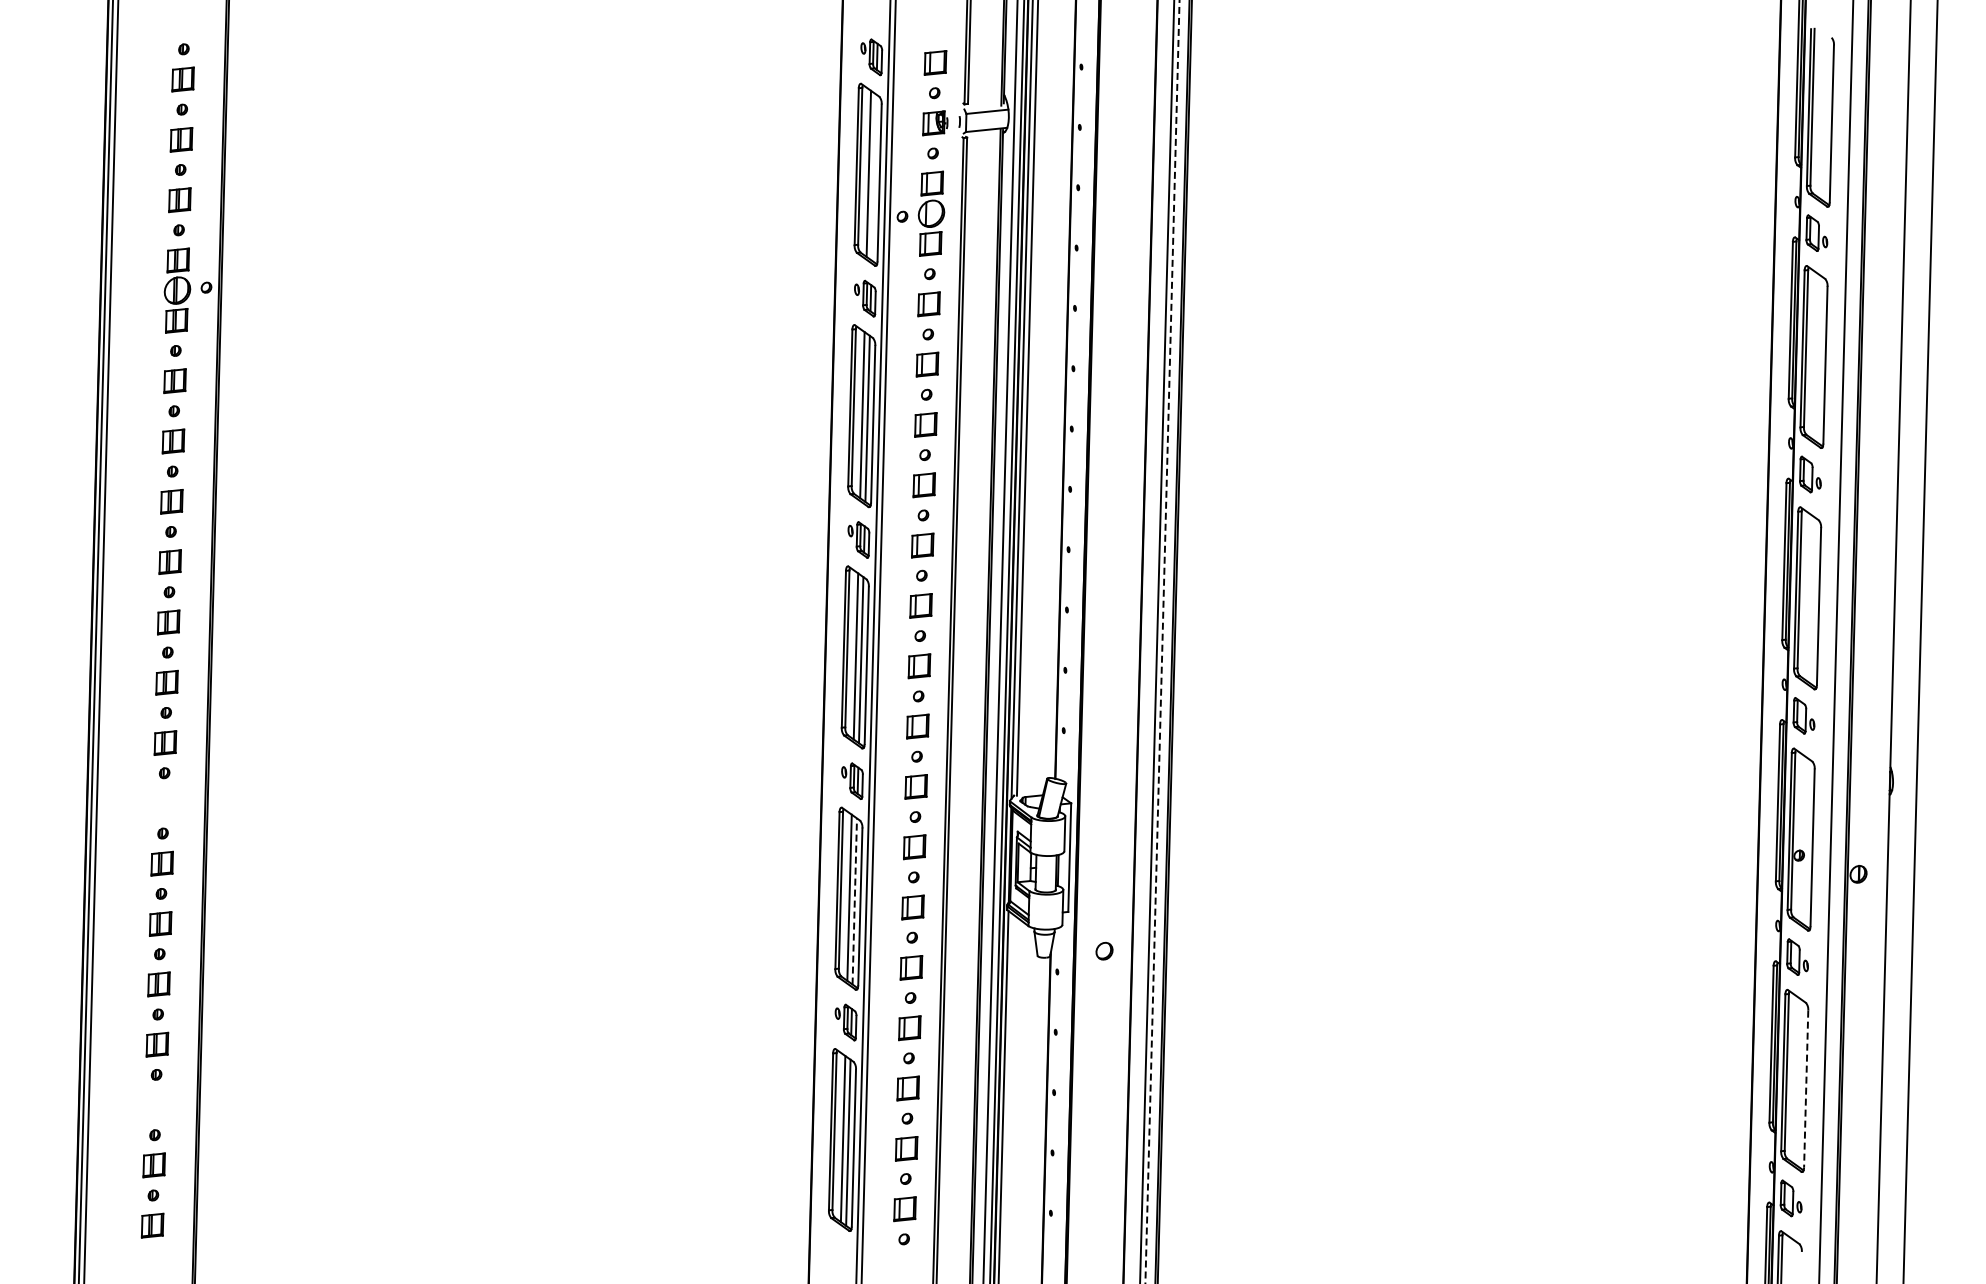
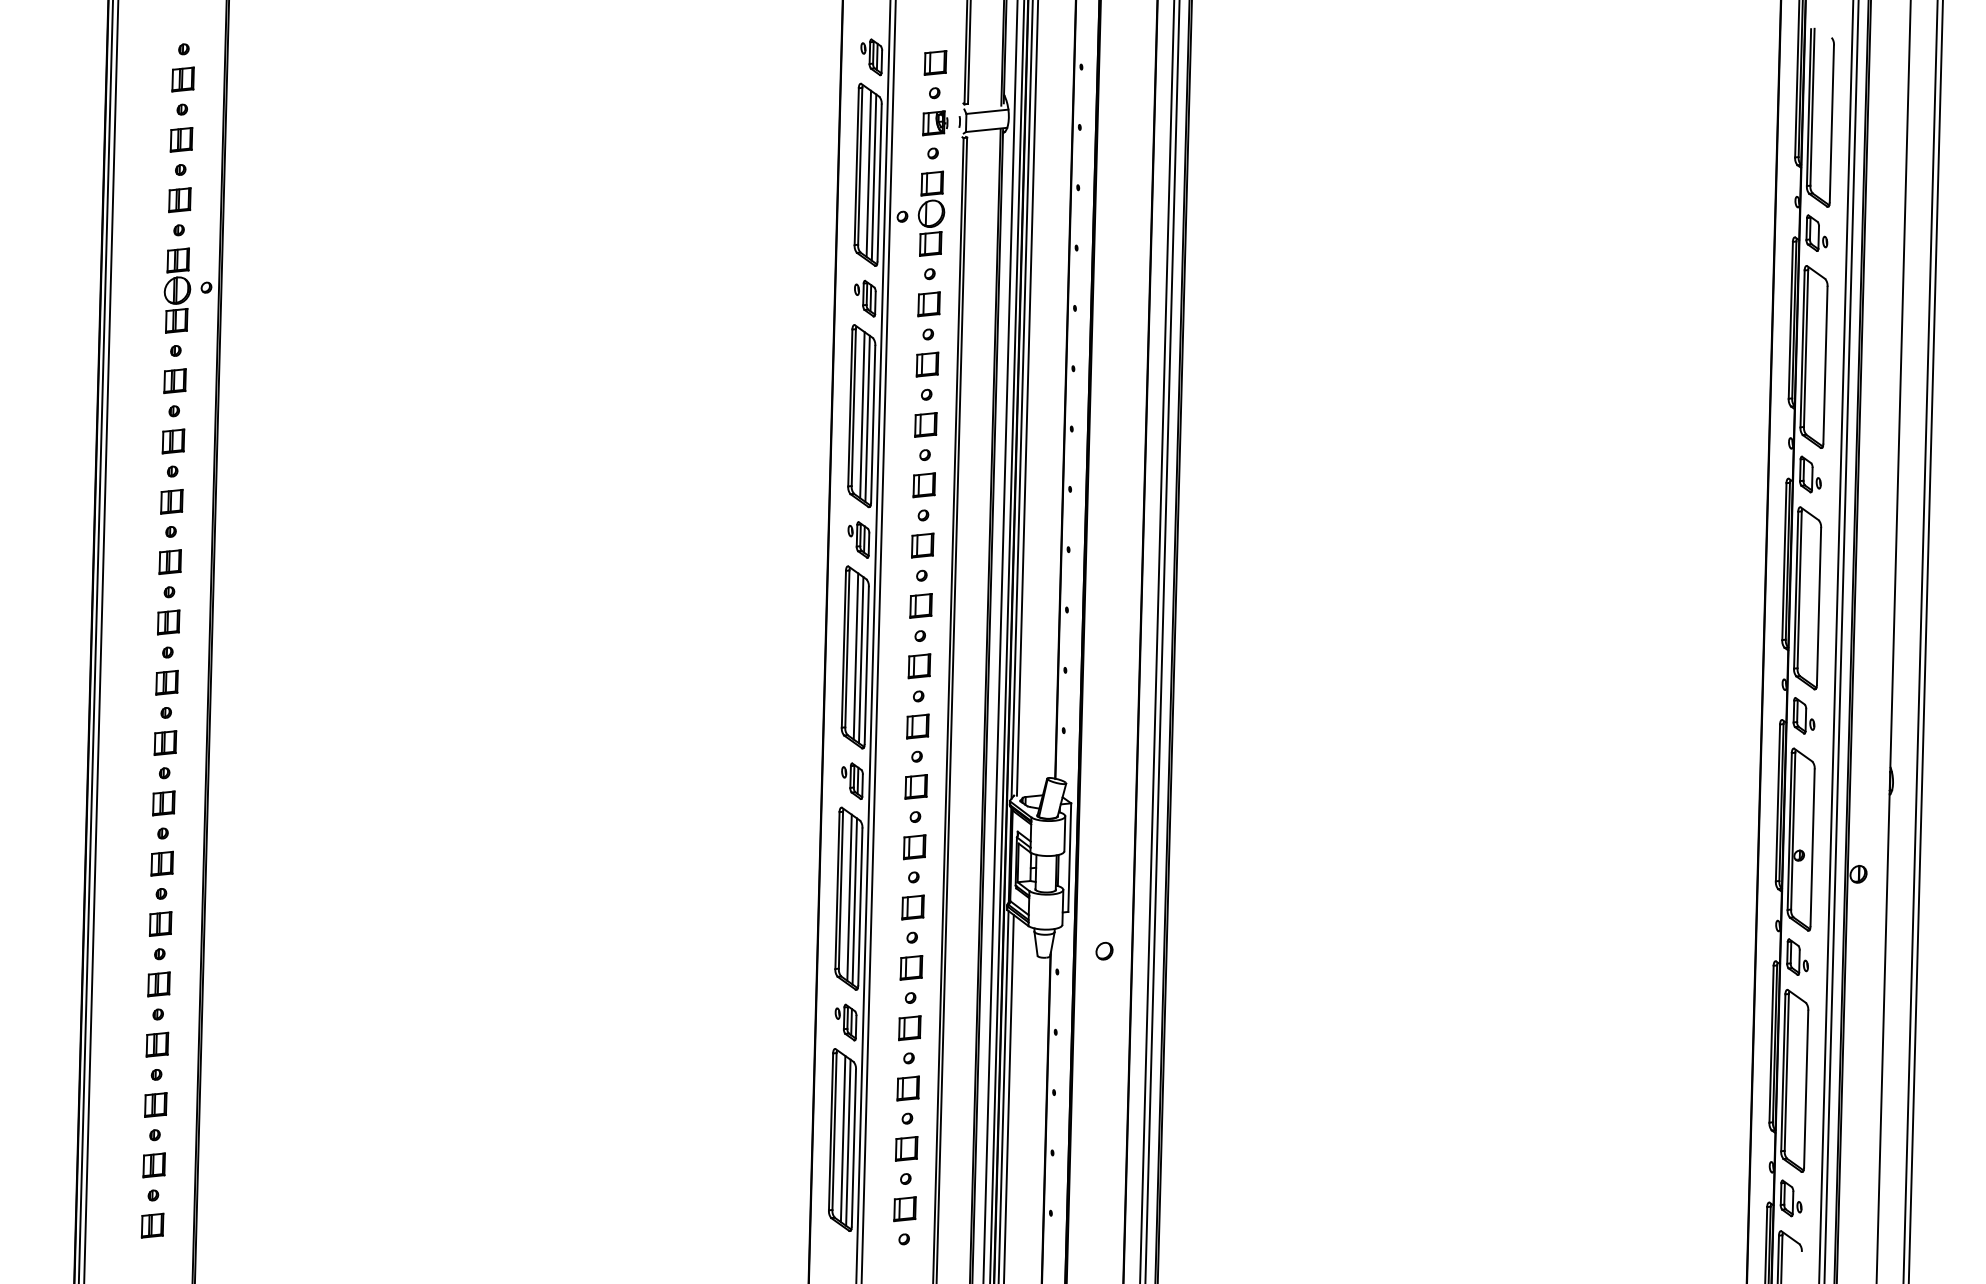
line: none -> present (873, 177)
line: none -> present (1841, 641)
line: none -> present (1925, 641)
line: dashed -> solid (1162, 642)
part: none -> present (163, 803)
line: dashed -> solid (854, 900)
line: dashed -> solid (1806, 1089)
line: none -> present (1008, 1097)
part: none -> present (155, 1104)
